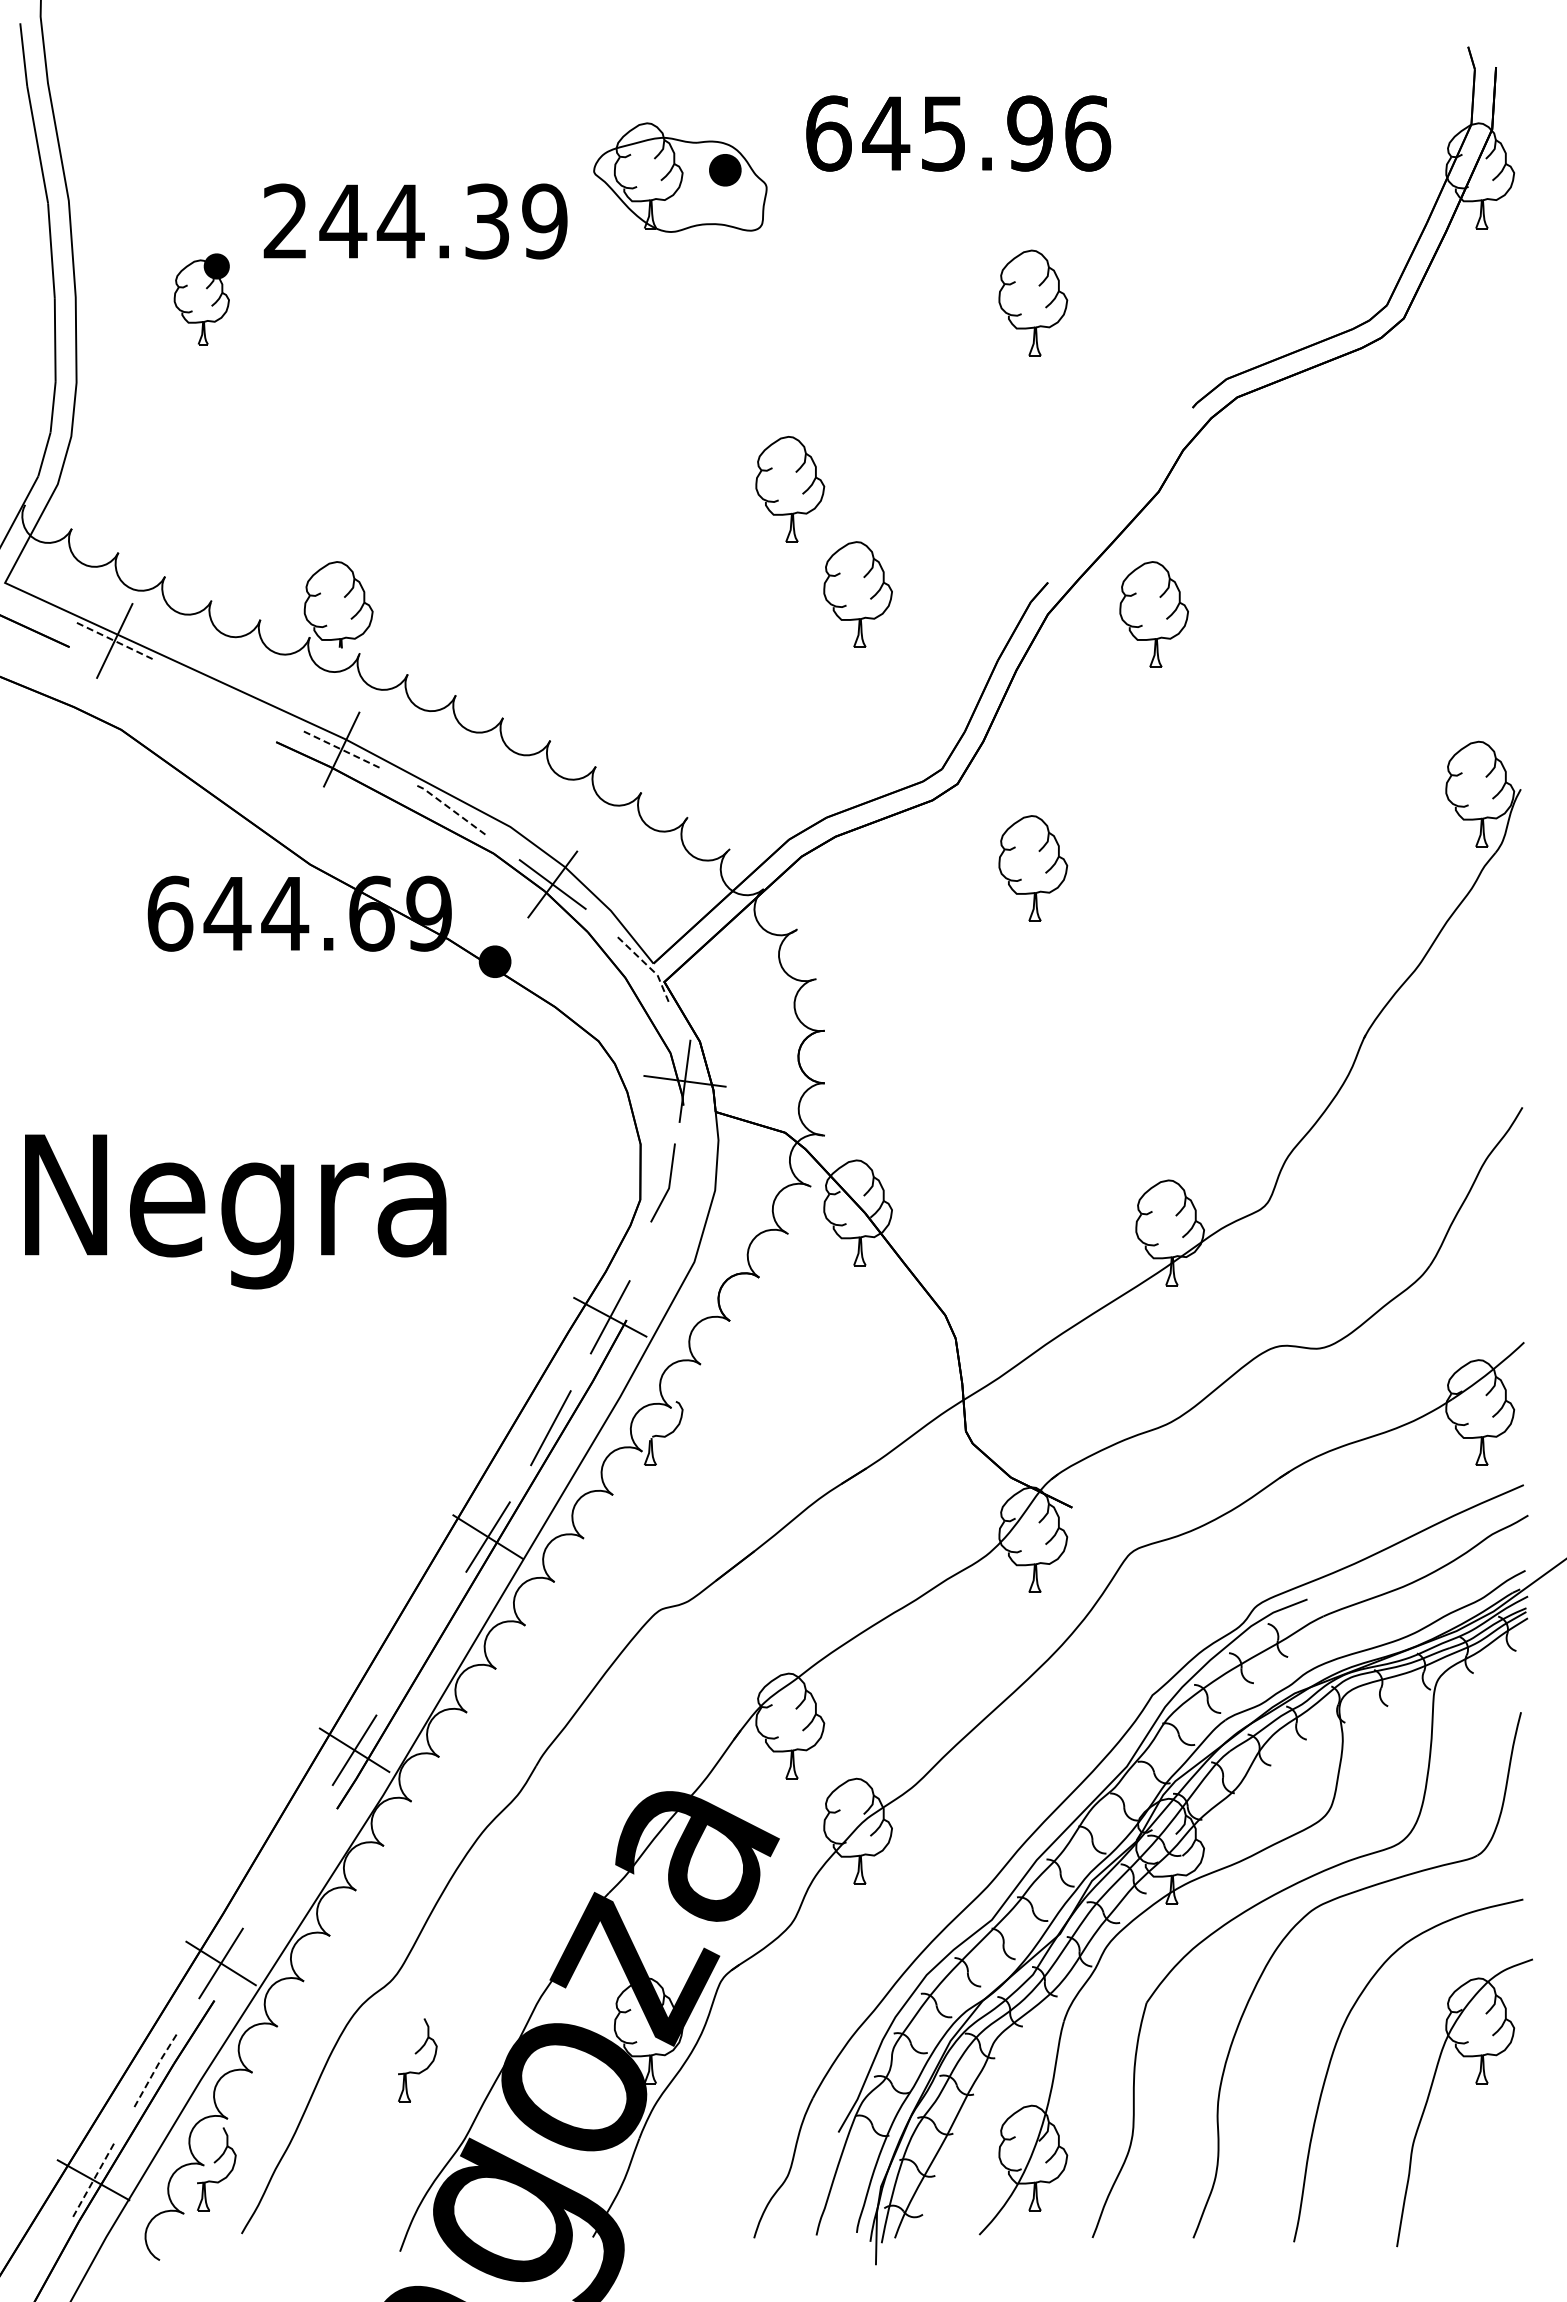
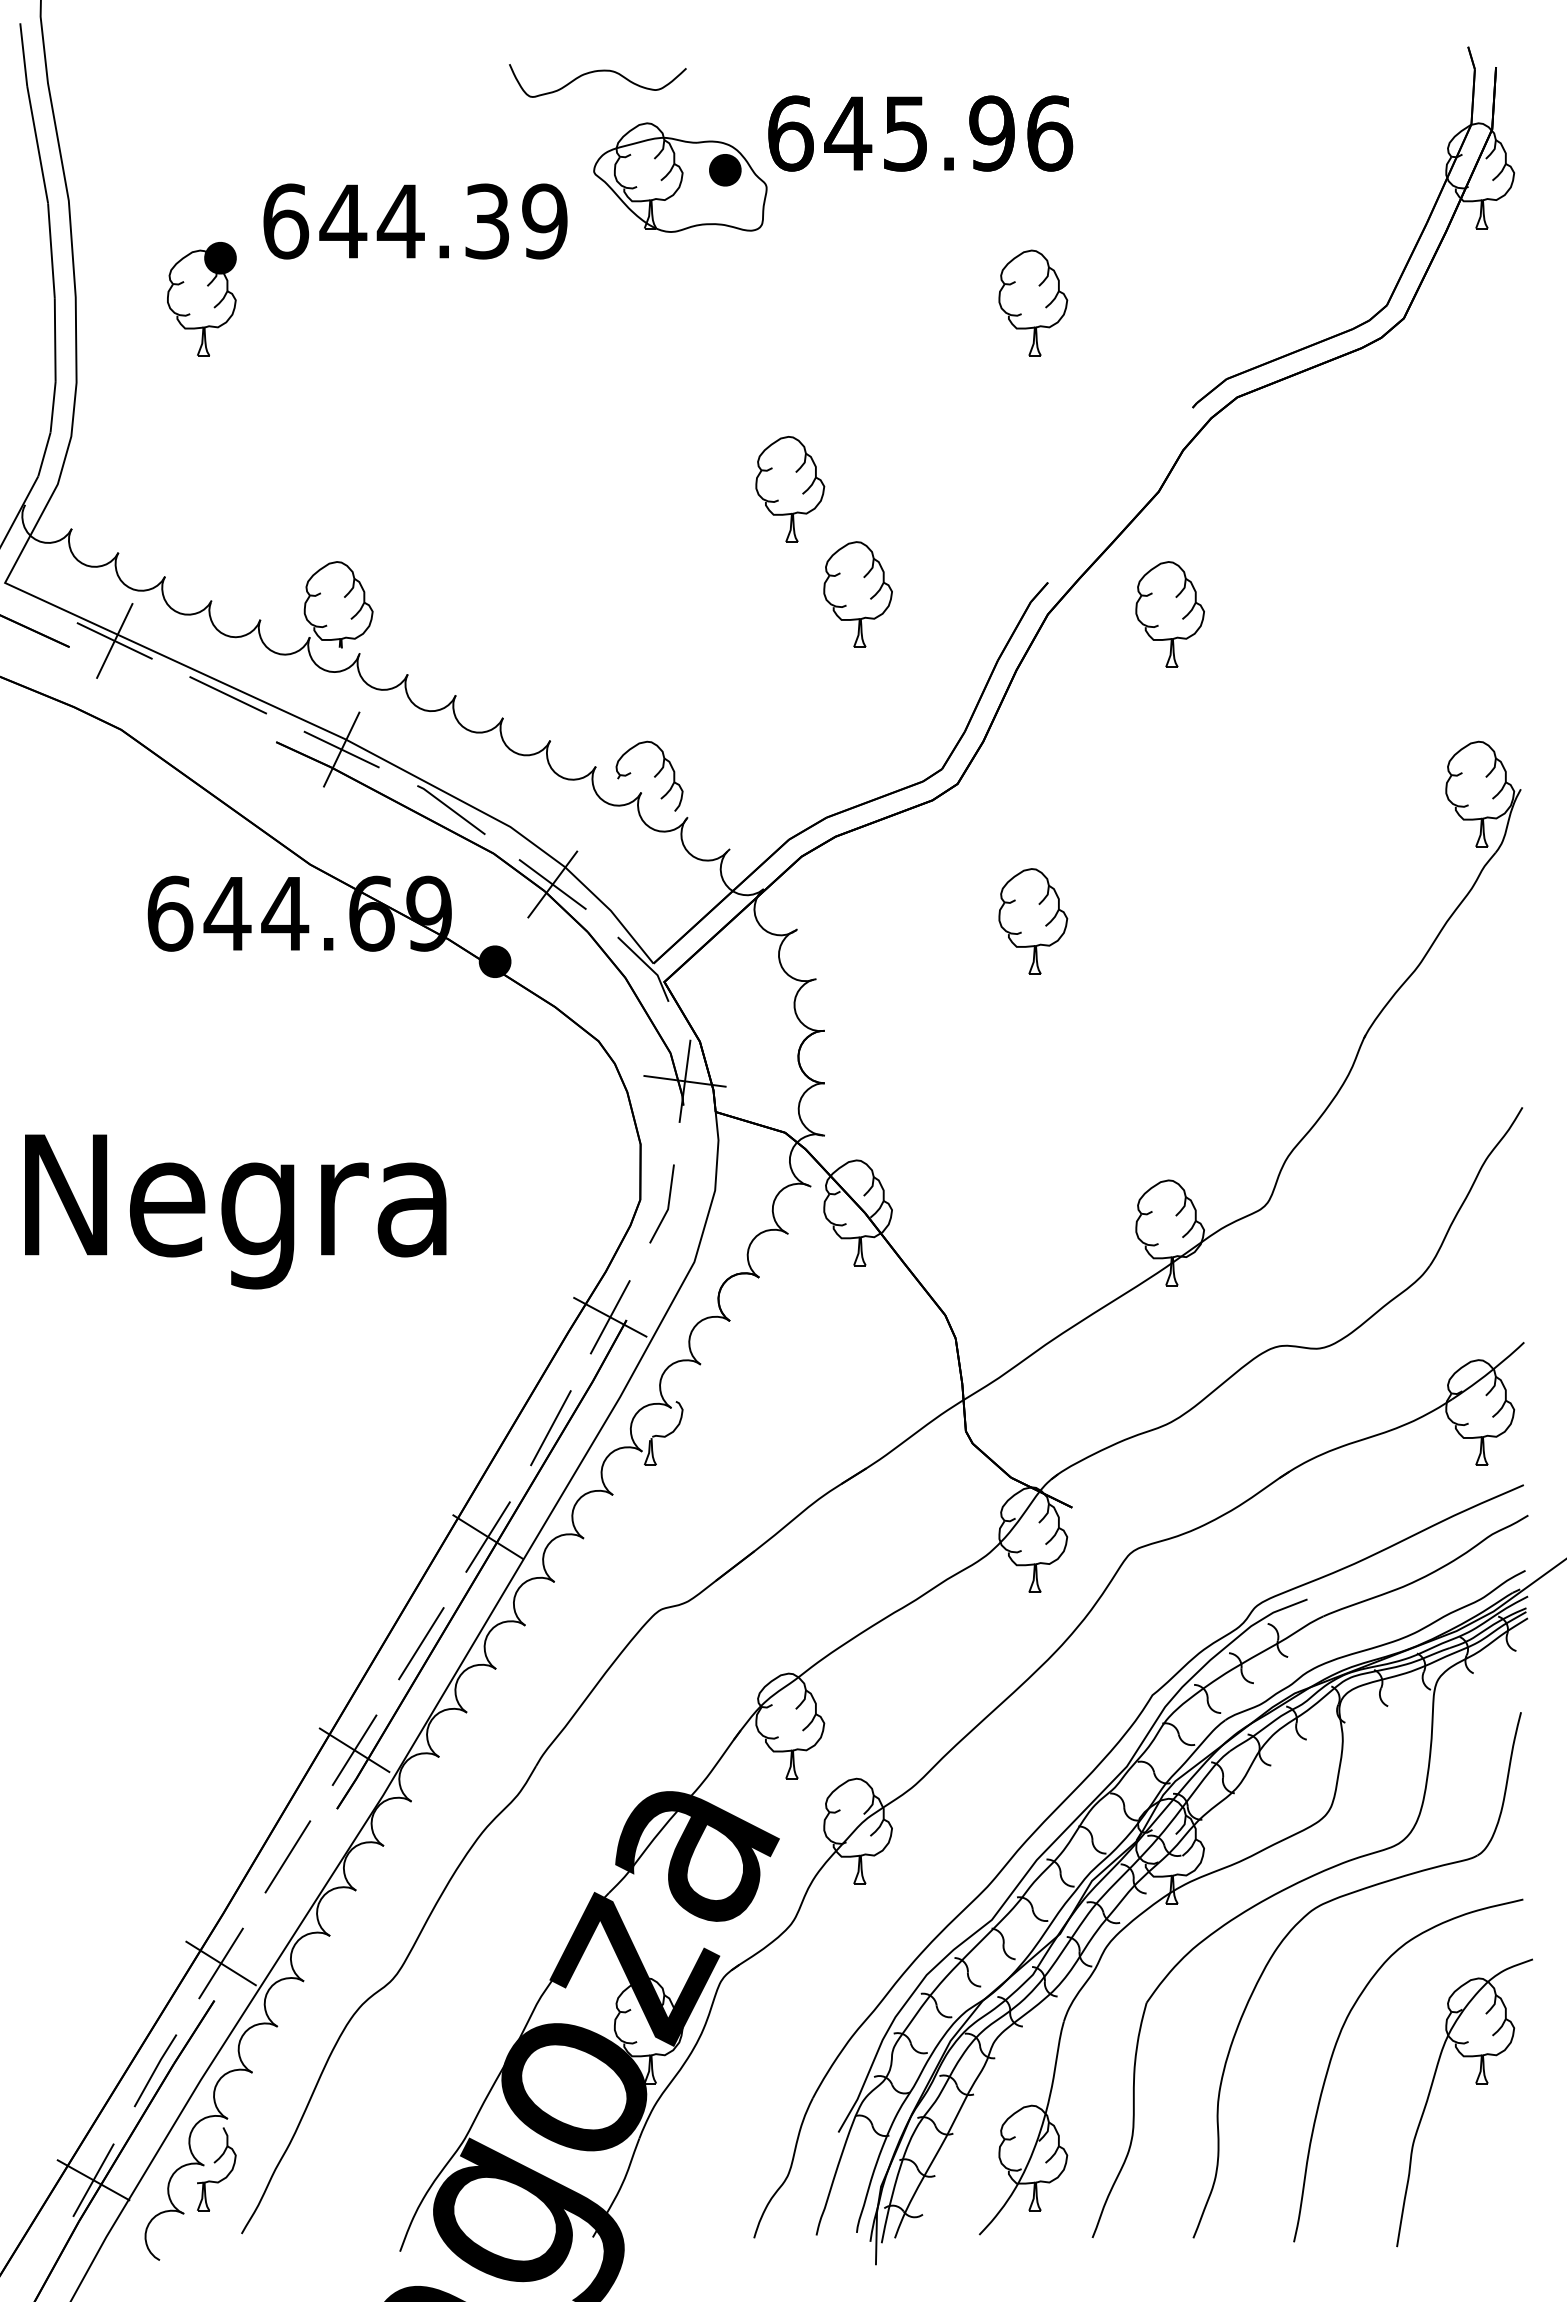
curve: none -> present (596, 72)
text position: (958, 133) -> (920, 133) (920, 133)
text: 244.39 -> 644.39 (286, 221)
part size: 57x93 px -> 70x115 px (201, 299)
part position: (1153, 614) -> (1169, 614) (1169, 614)
line: dashed -> solid (114, 640)
line: none -> present (228, 695)
line: dashed -> solid (341, 749)
part: none -> present (649, 775)
line: dashed -> solid (450, 809)
part position: (1033, 868) -> (1033, 921) (1033, 921)
line: dashed -> solid (648, 966)
line position: (668, 1183) -> (667, 1204) (667, 1204)
line: none -> present (421, 1643)
line: none -> present (287, 1856)
part: present -> none (416, 2054)
line: dashed -> solid (155, 2069)
line: dashed -> solid (93, 2180)
